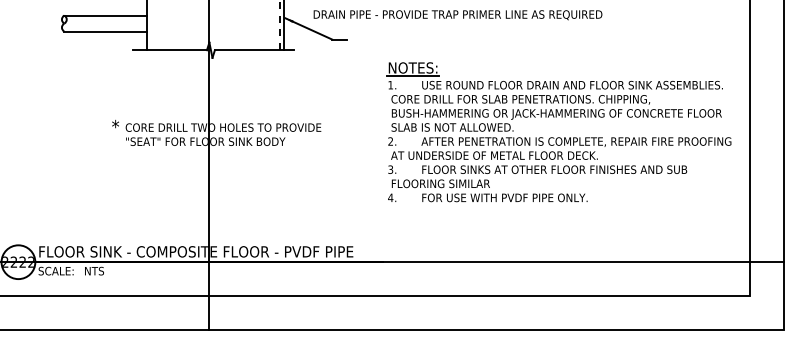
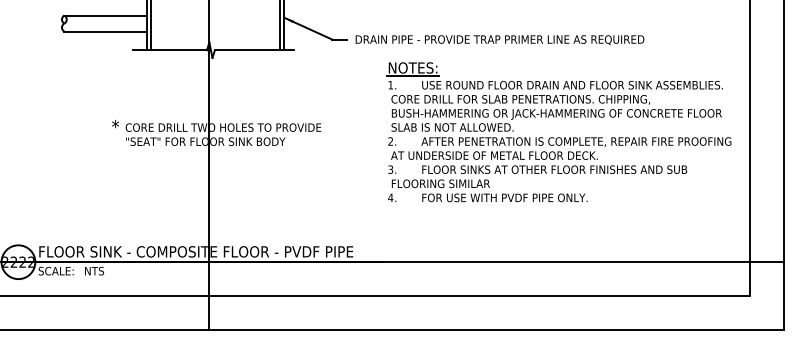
text position: (457, 15) -> (499, 40) (499, 40)
line: dashed -> solid (279, 25)
line: none -> present (151, 26)
